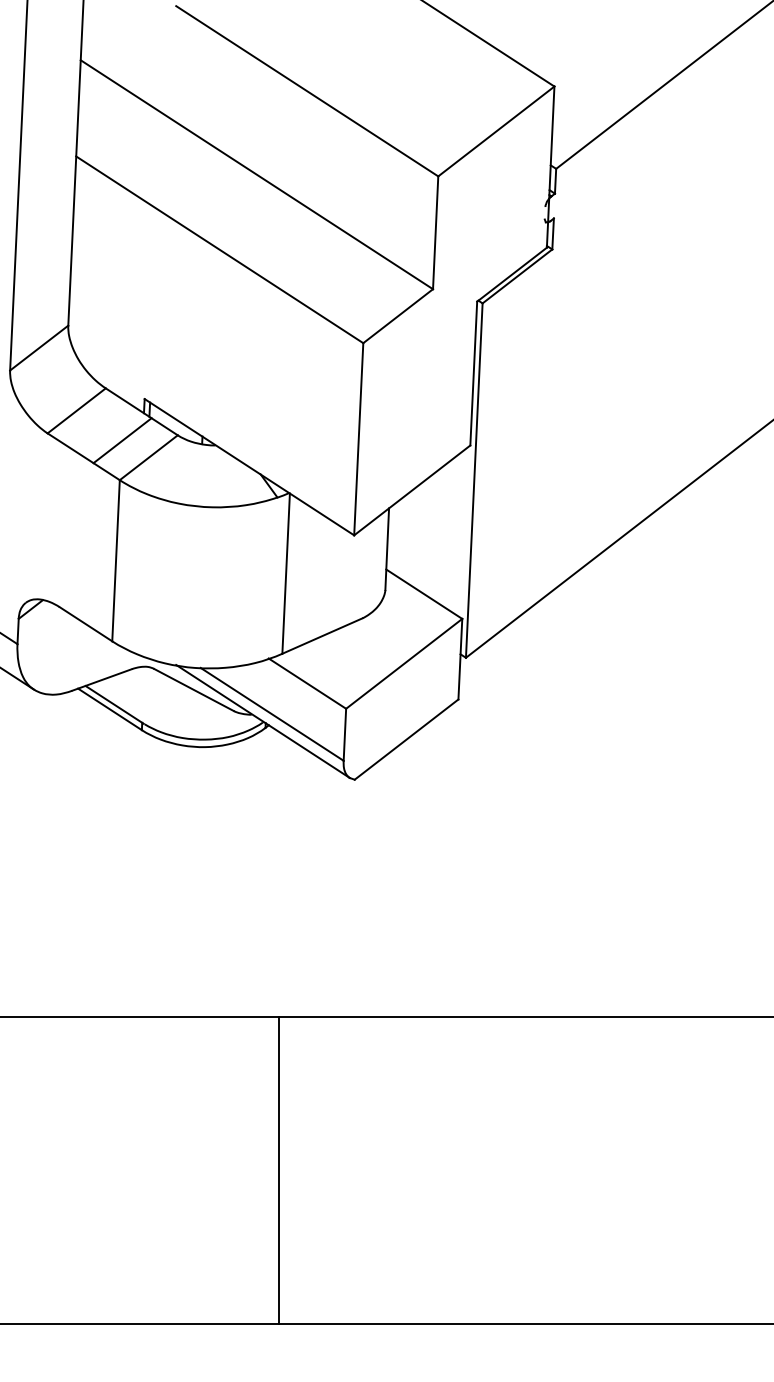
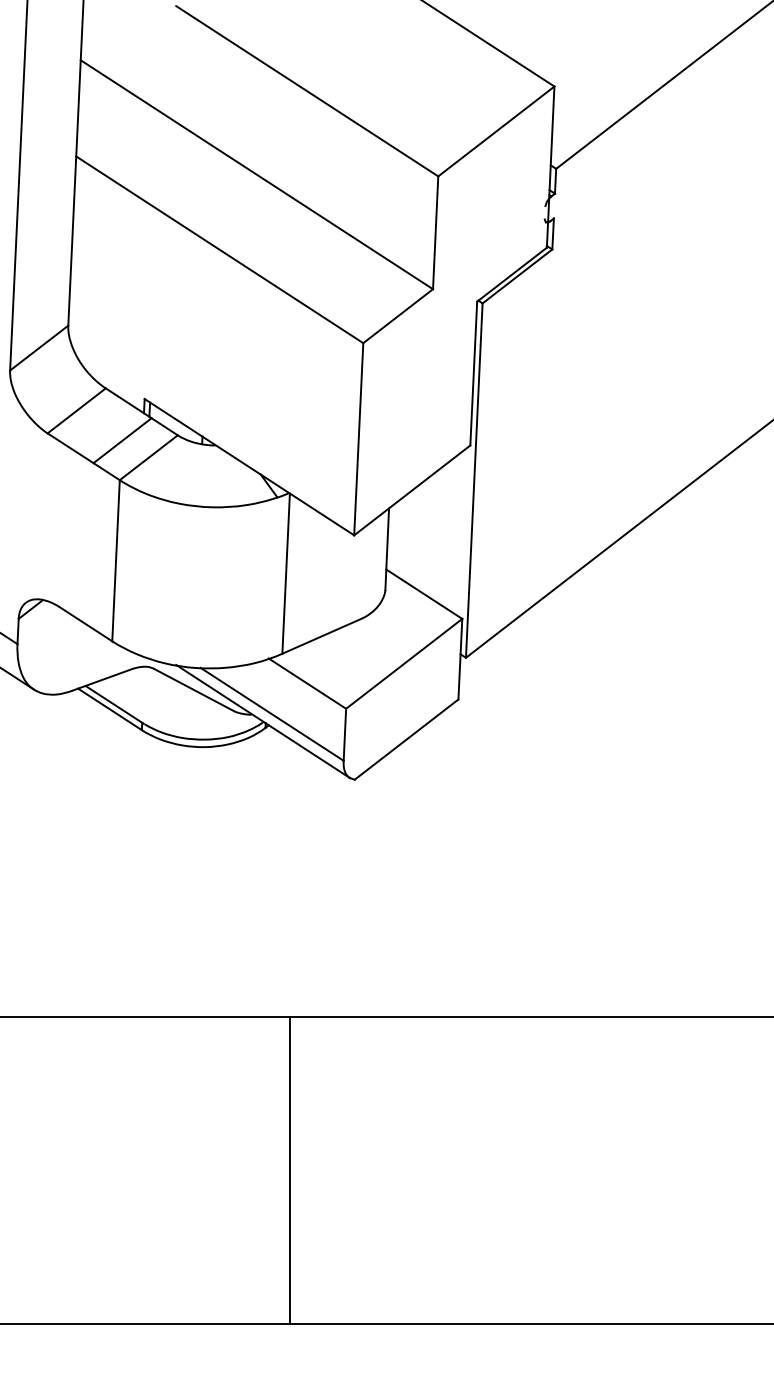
line position: (279, 1170) -> (290, 1170) (290, 1170)
